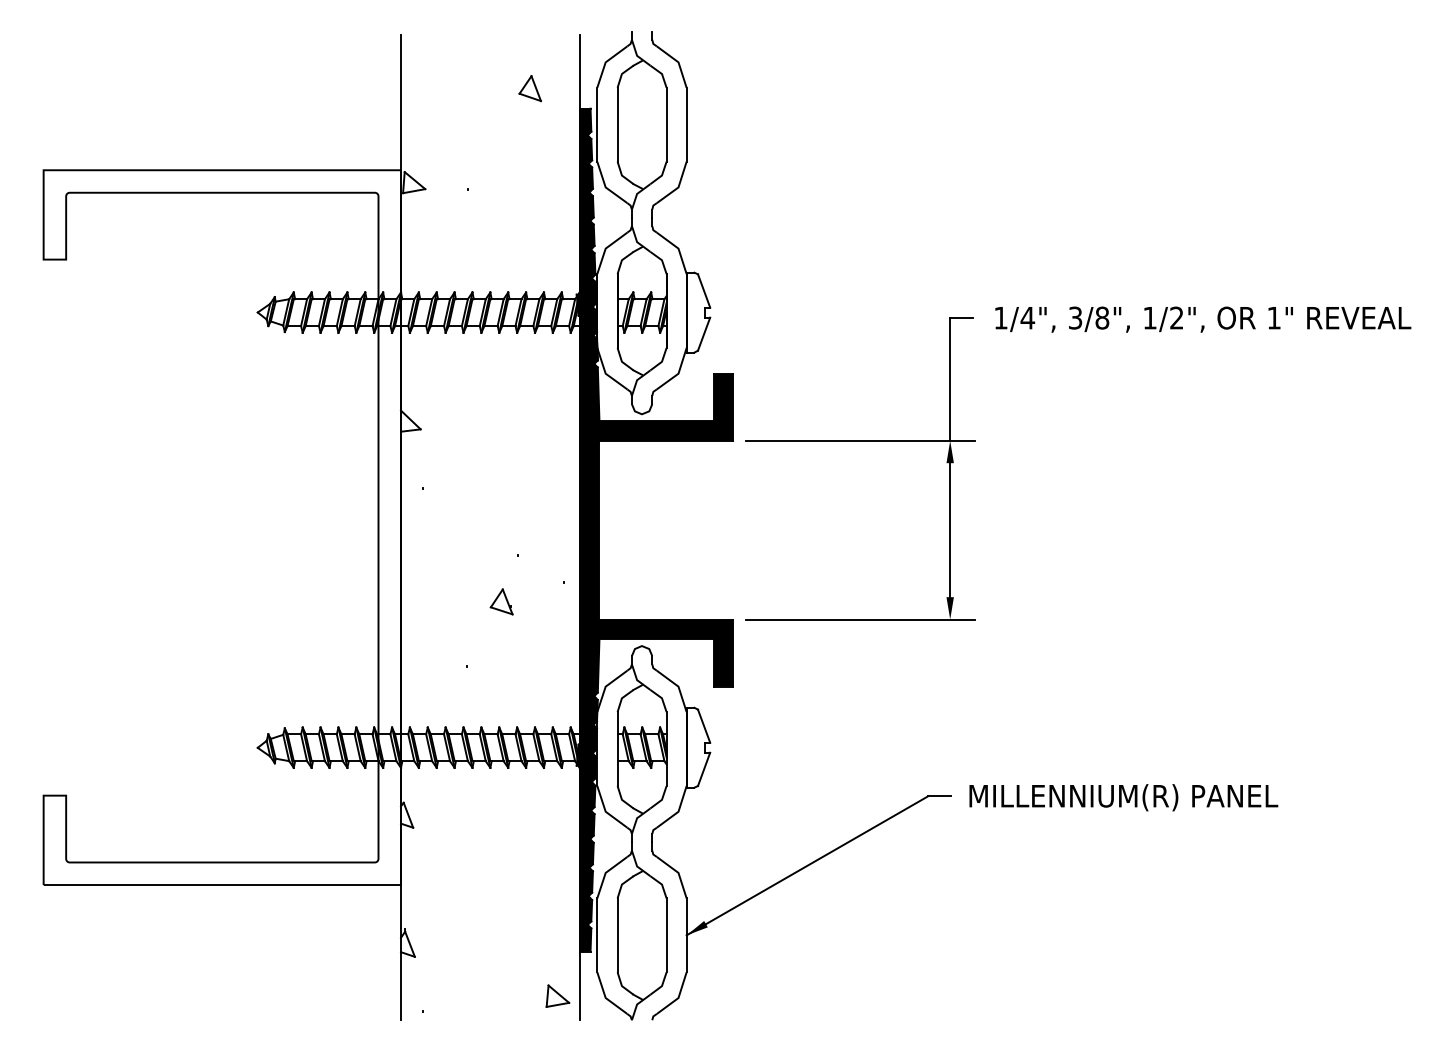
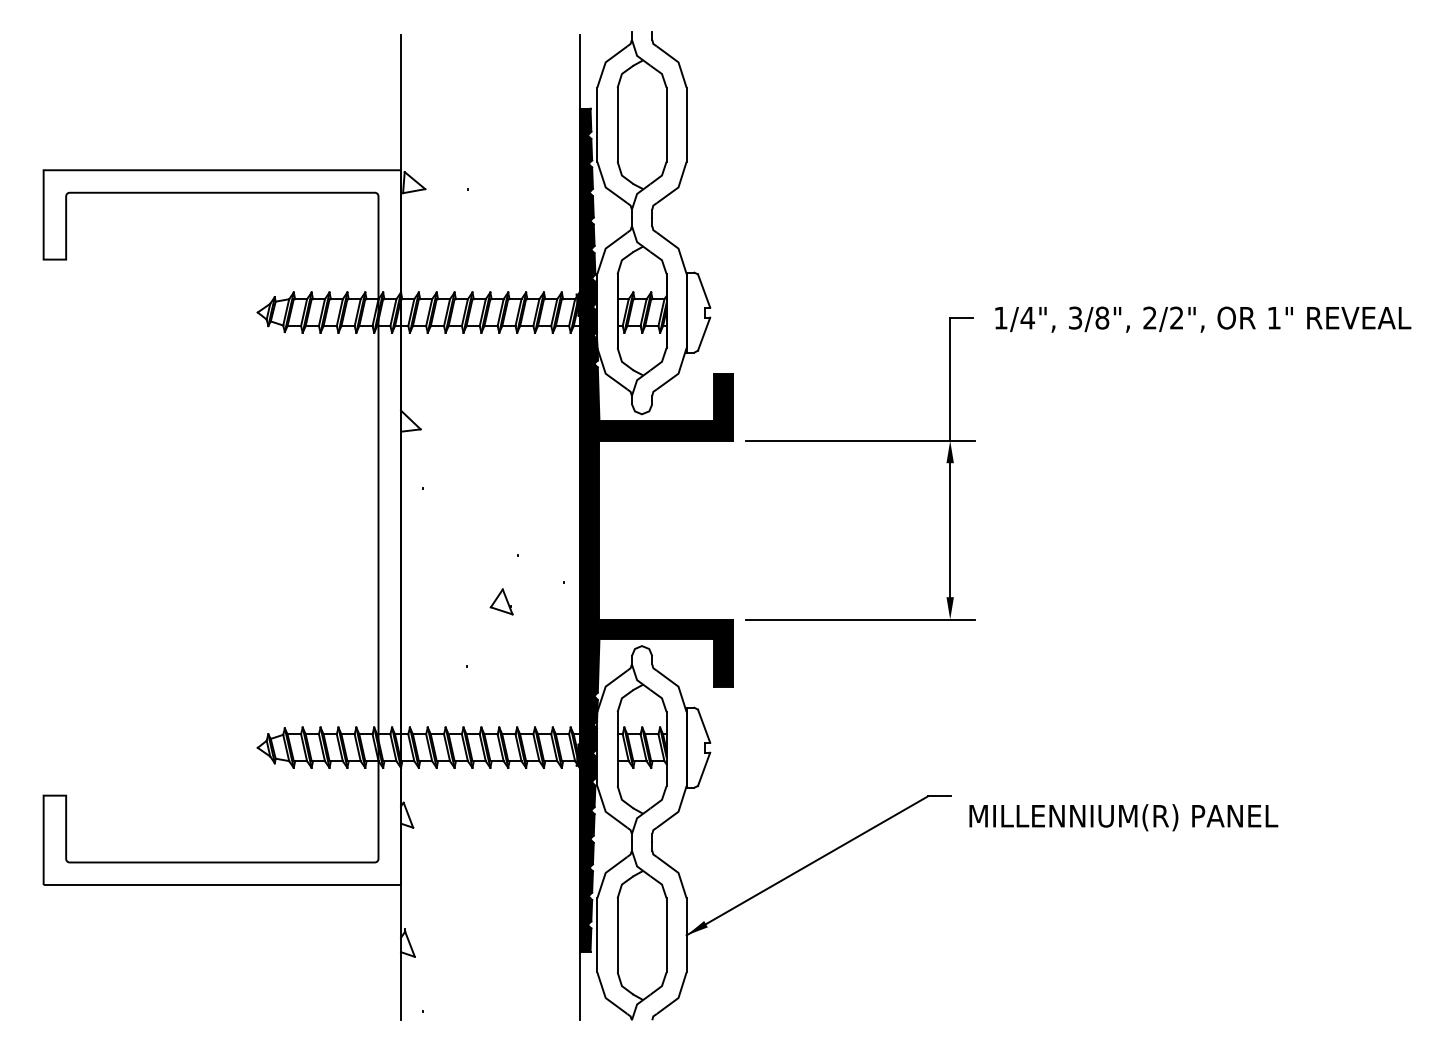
part: present -> none (529, 88)
text: 1/2", -> 2/2", (1149, 317)
text position: (1123, 797) -> (1123, 817) (1123, 817)
part: present -> none (557, 995)
